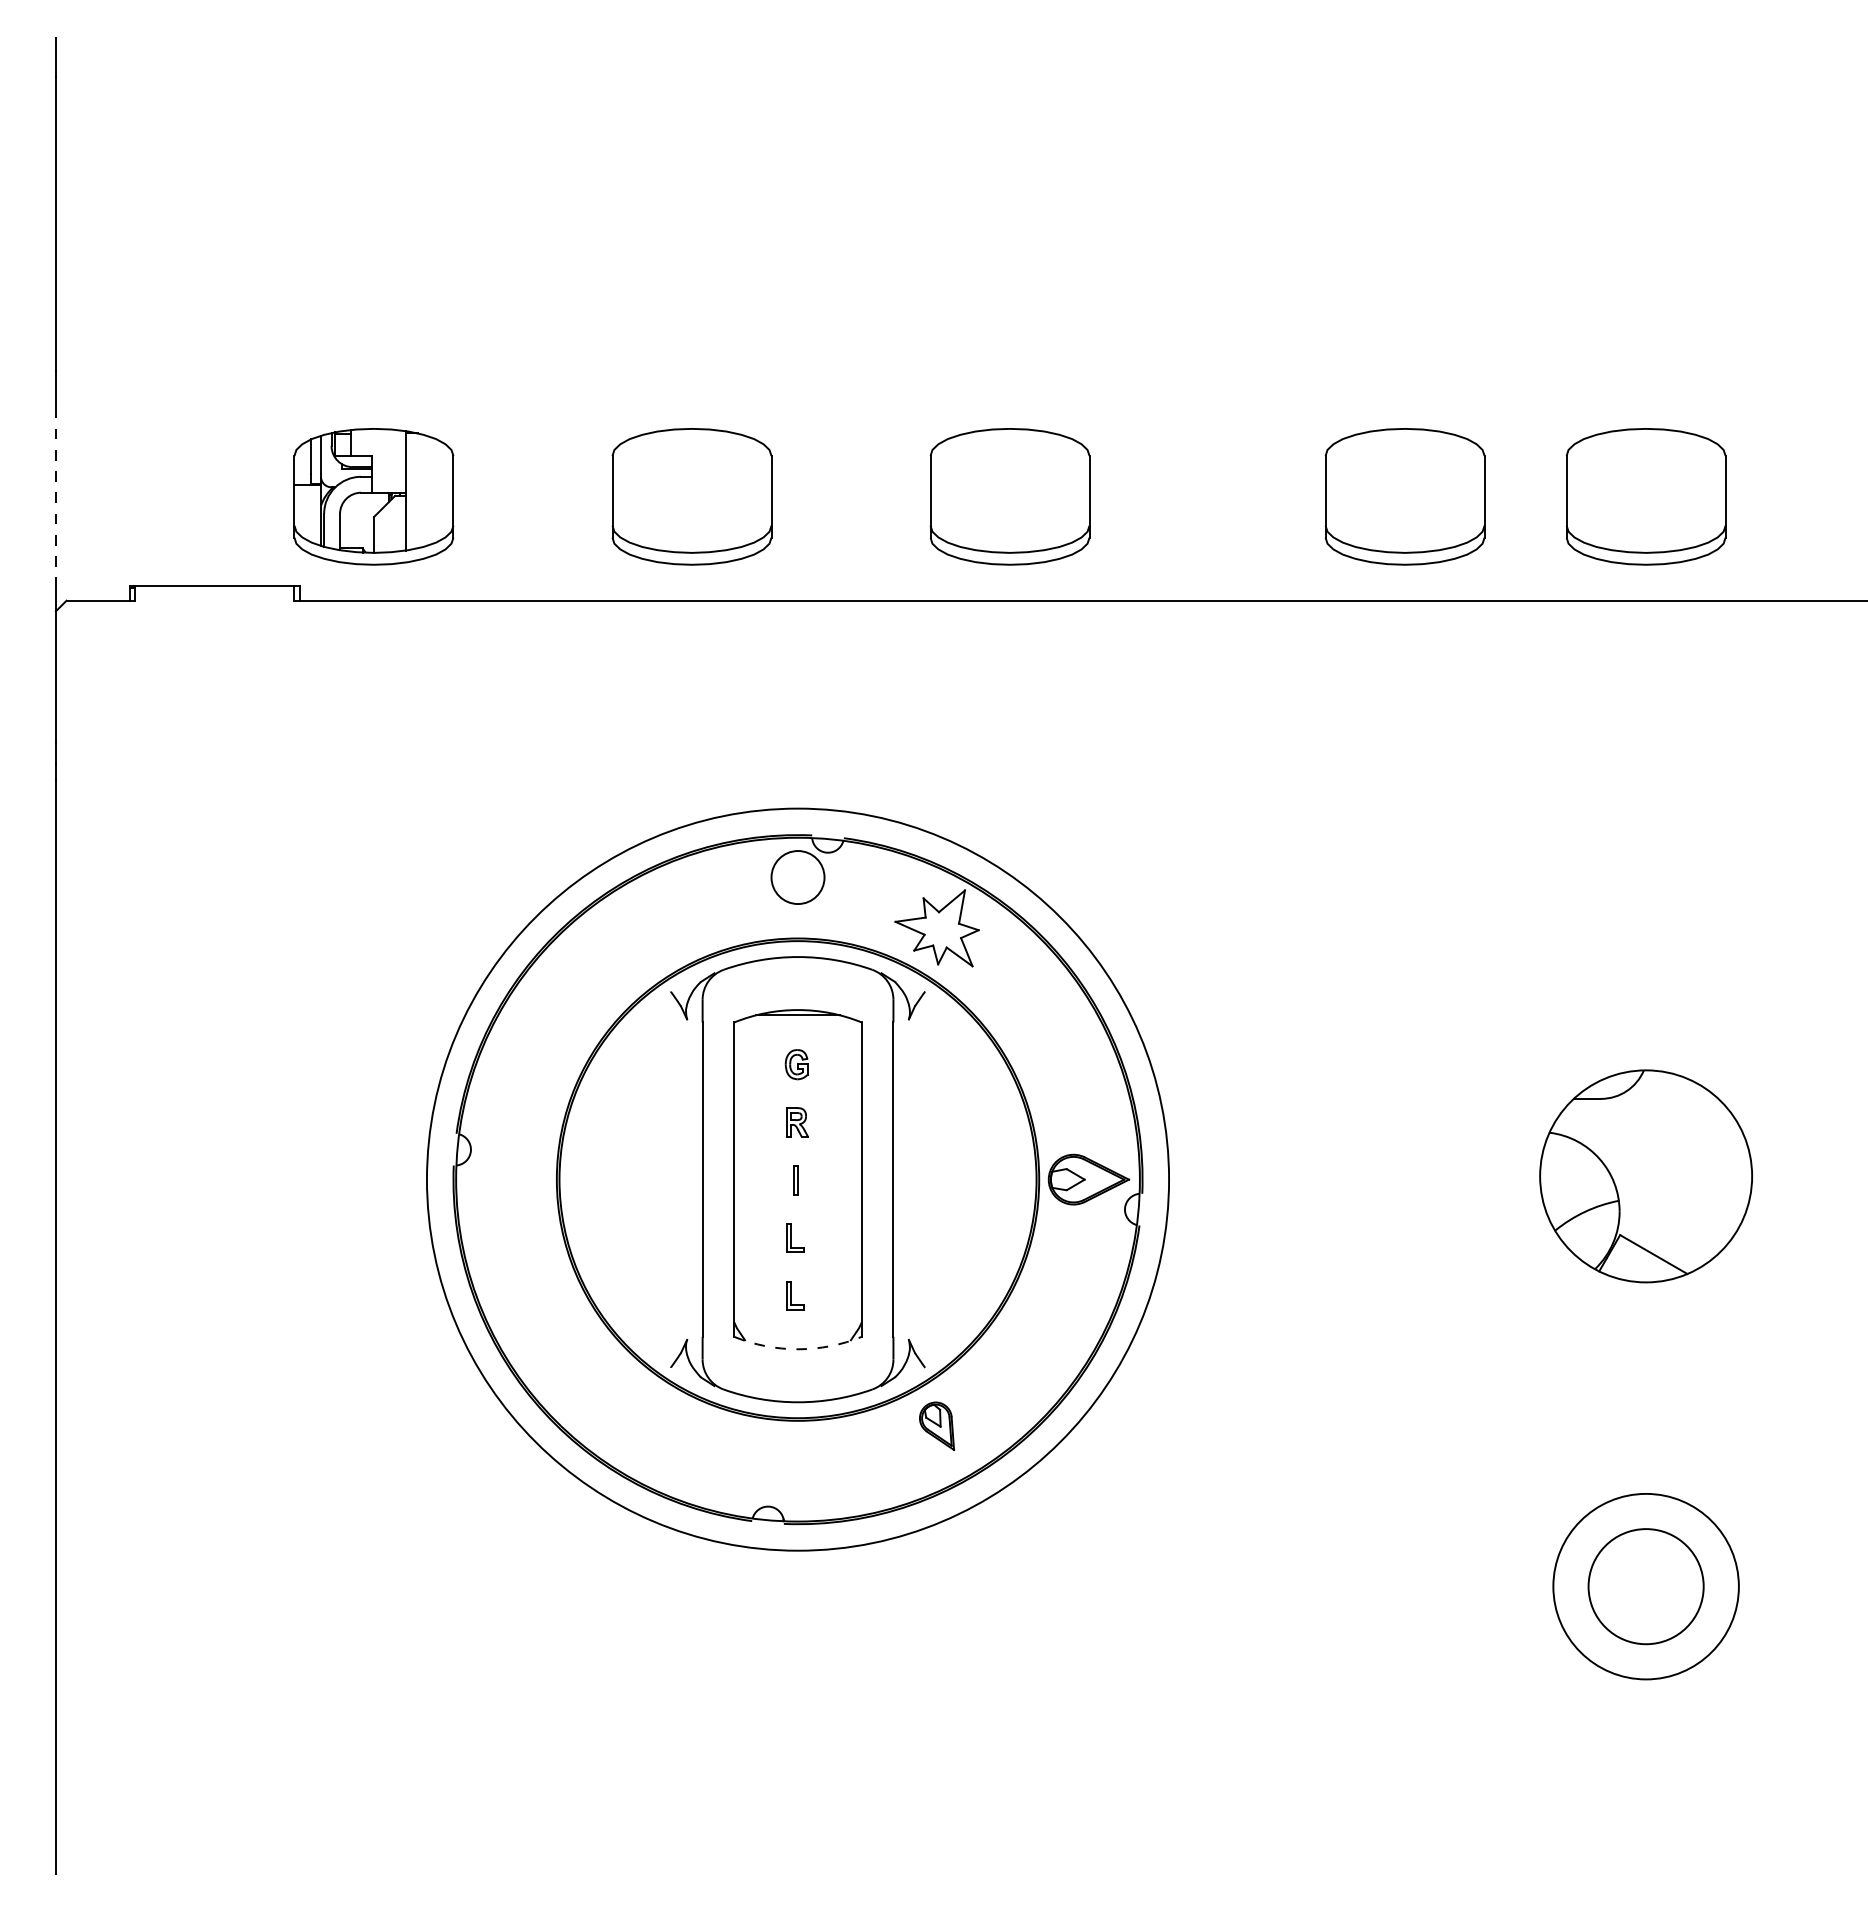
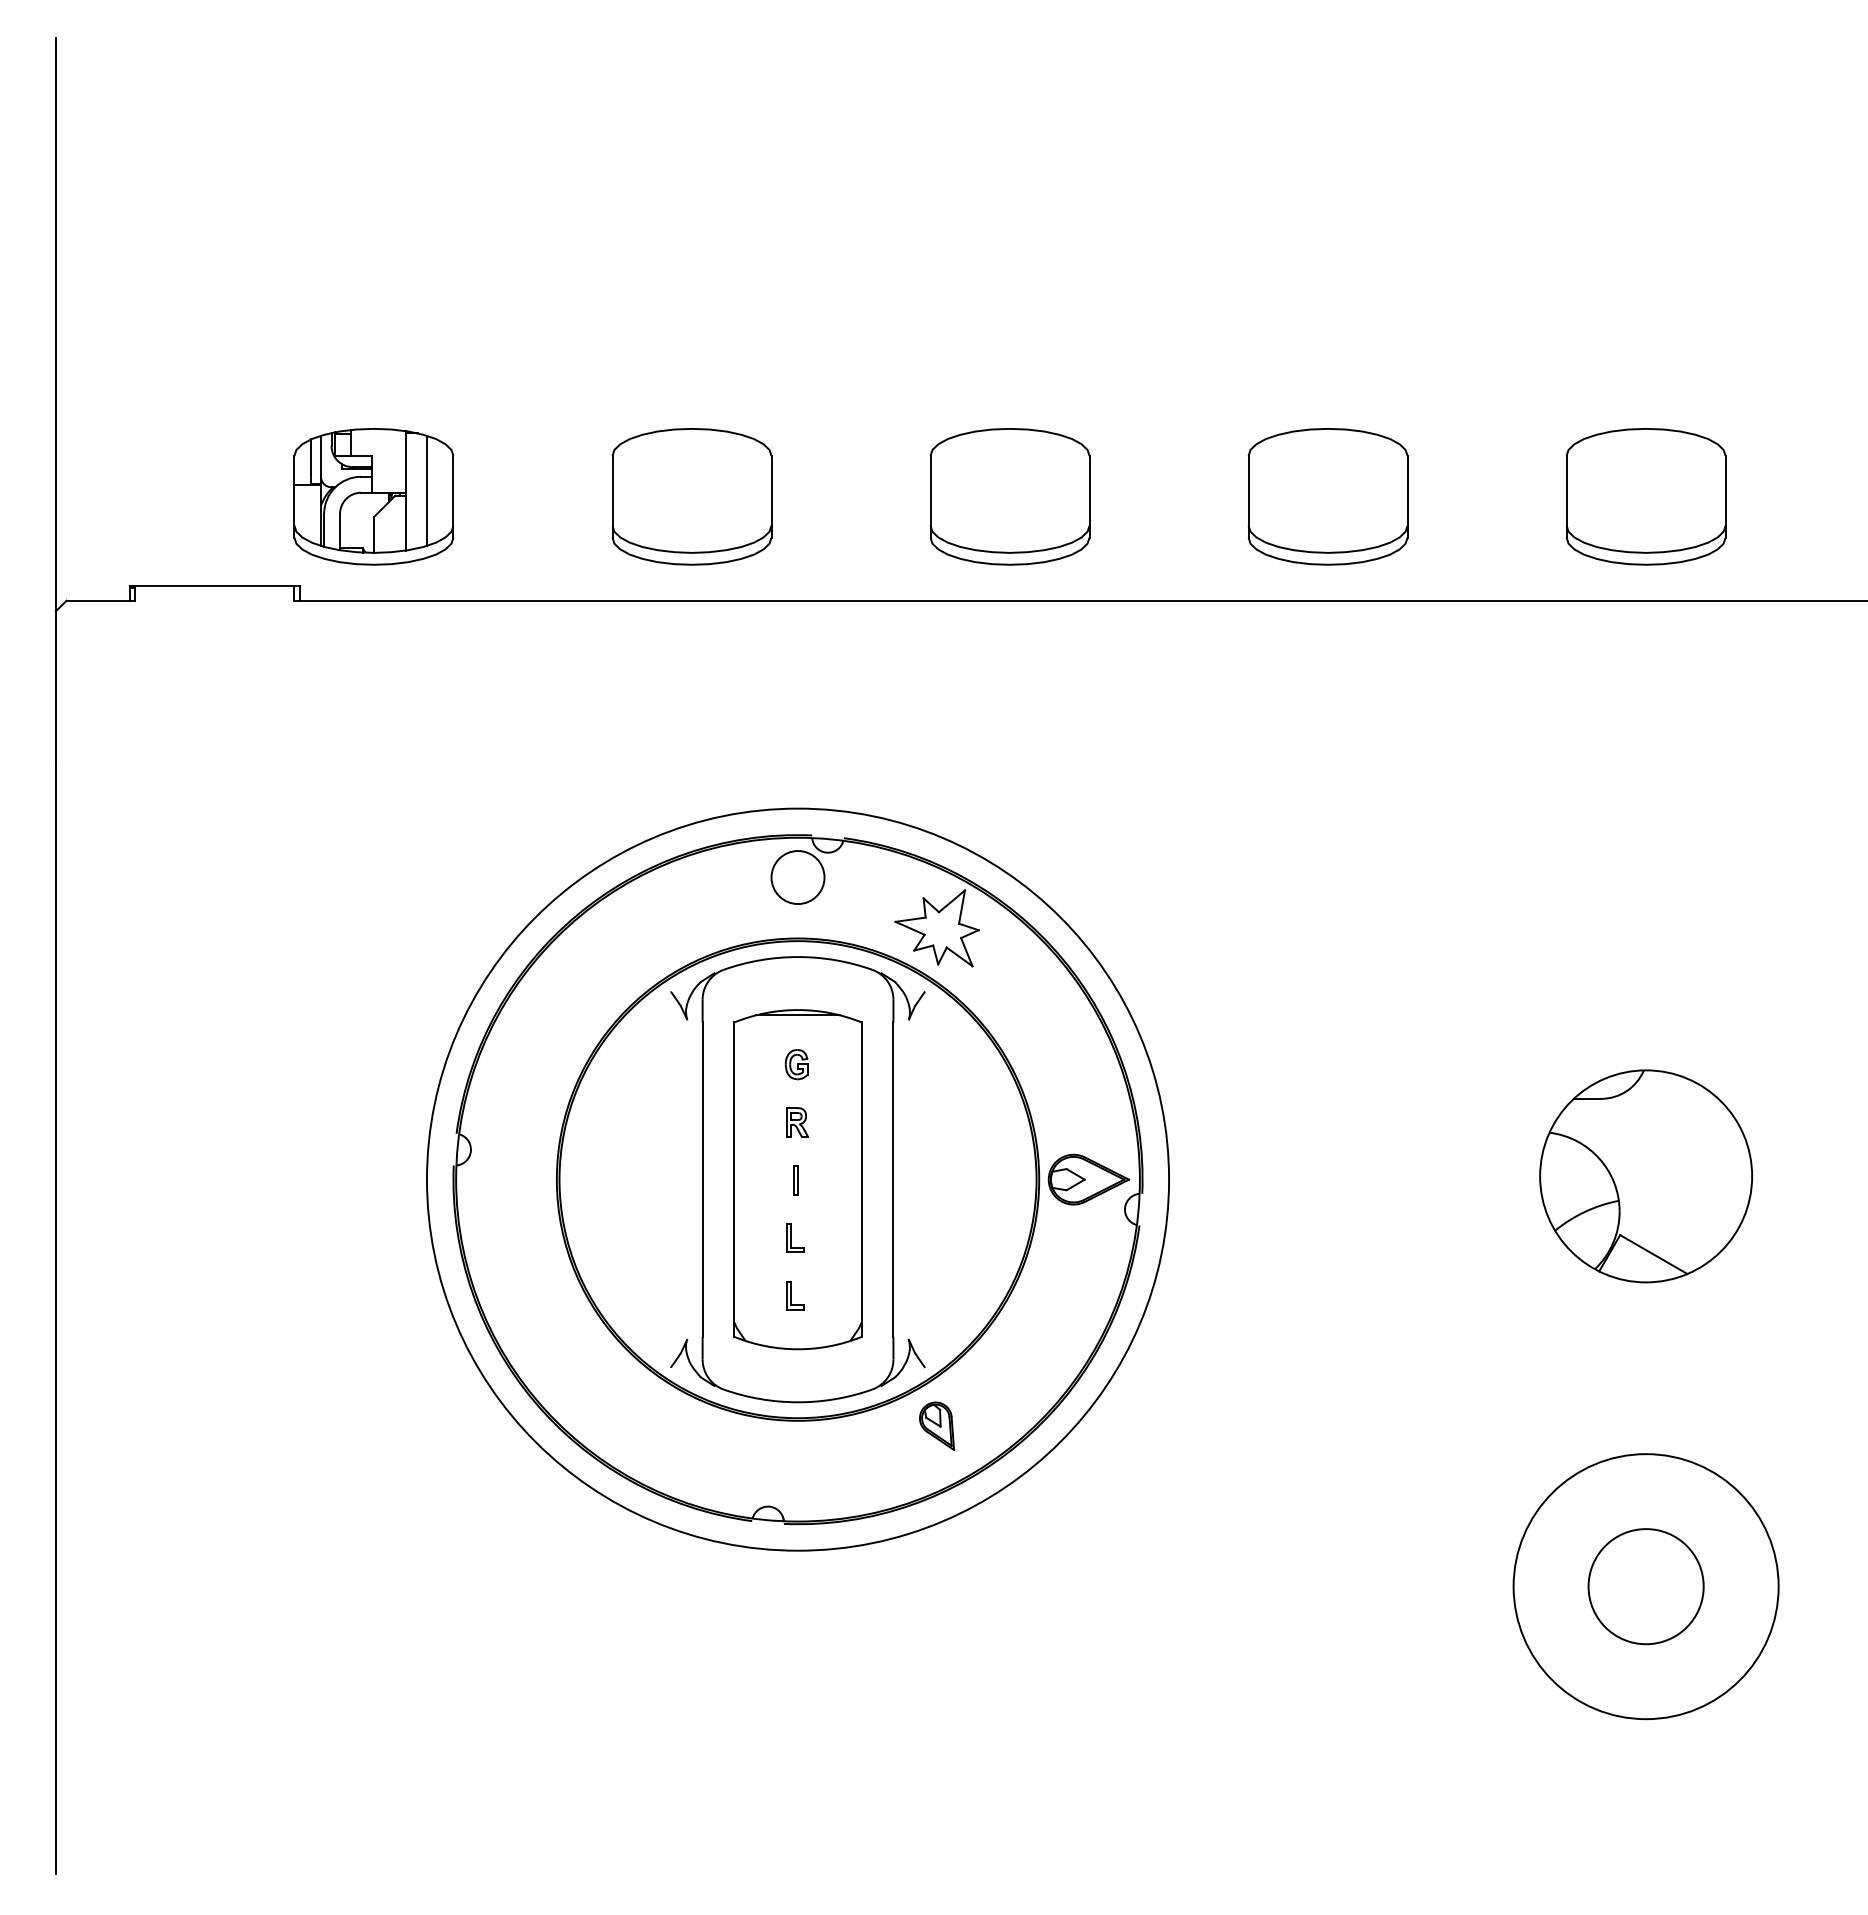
line: none -> present (426, 490)
part position: (1404, 496) -> (1327, 496) (1327, 496)
line: dashed -> solid (55, 497)
arc: dashed -> solid (798, 1349)
circle diameter: 186 px -> 265 px (1645, 1586)
